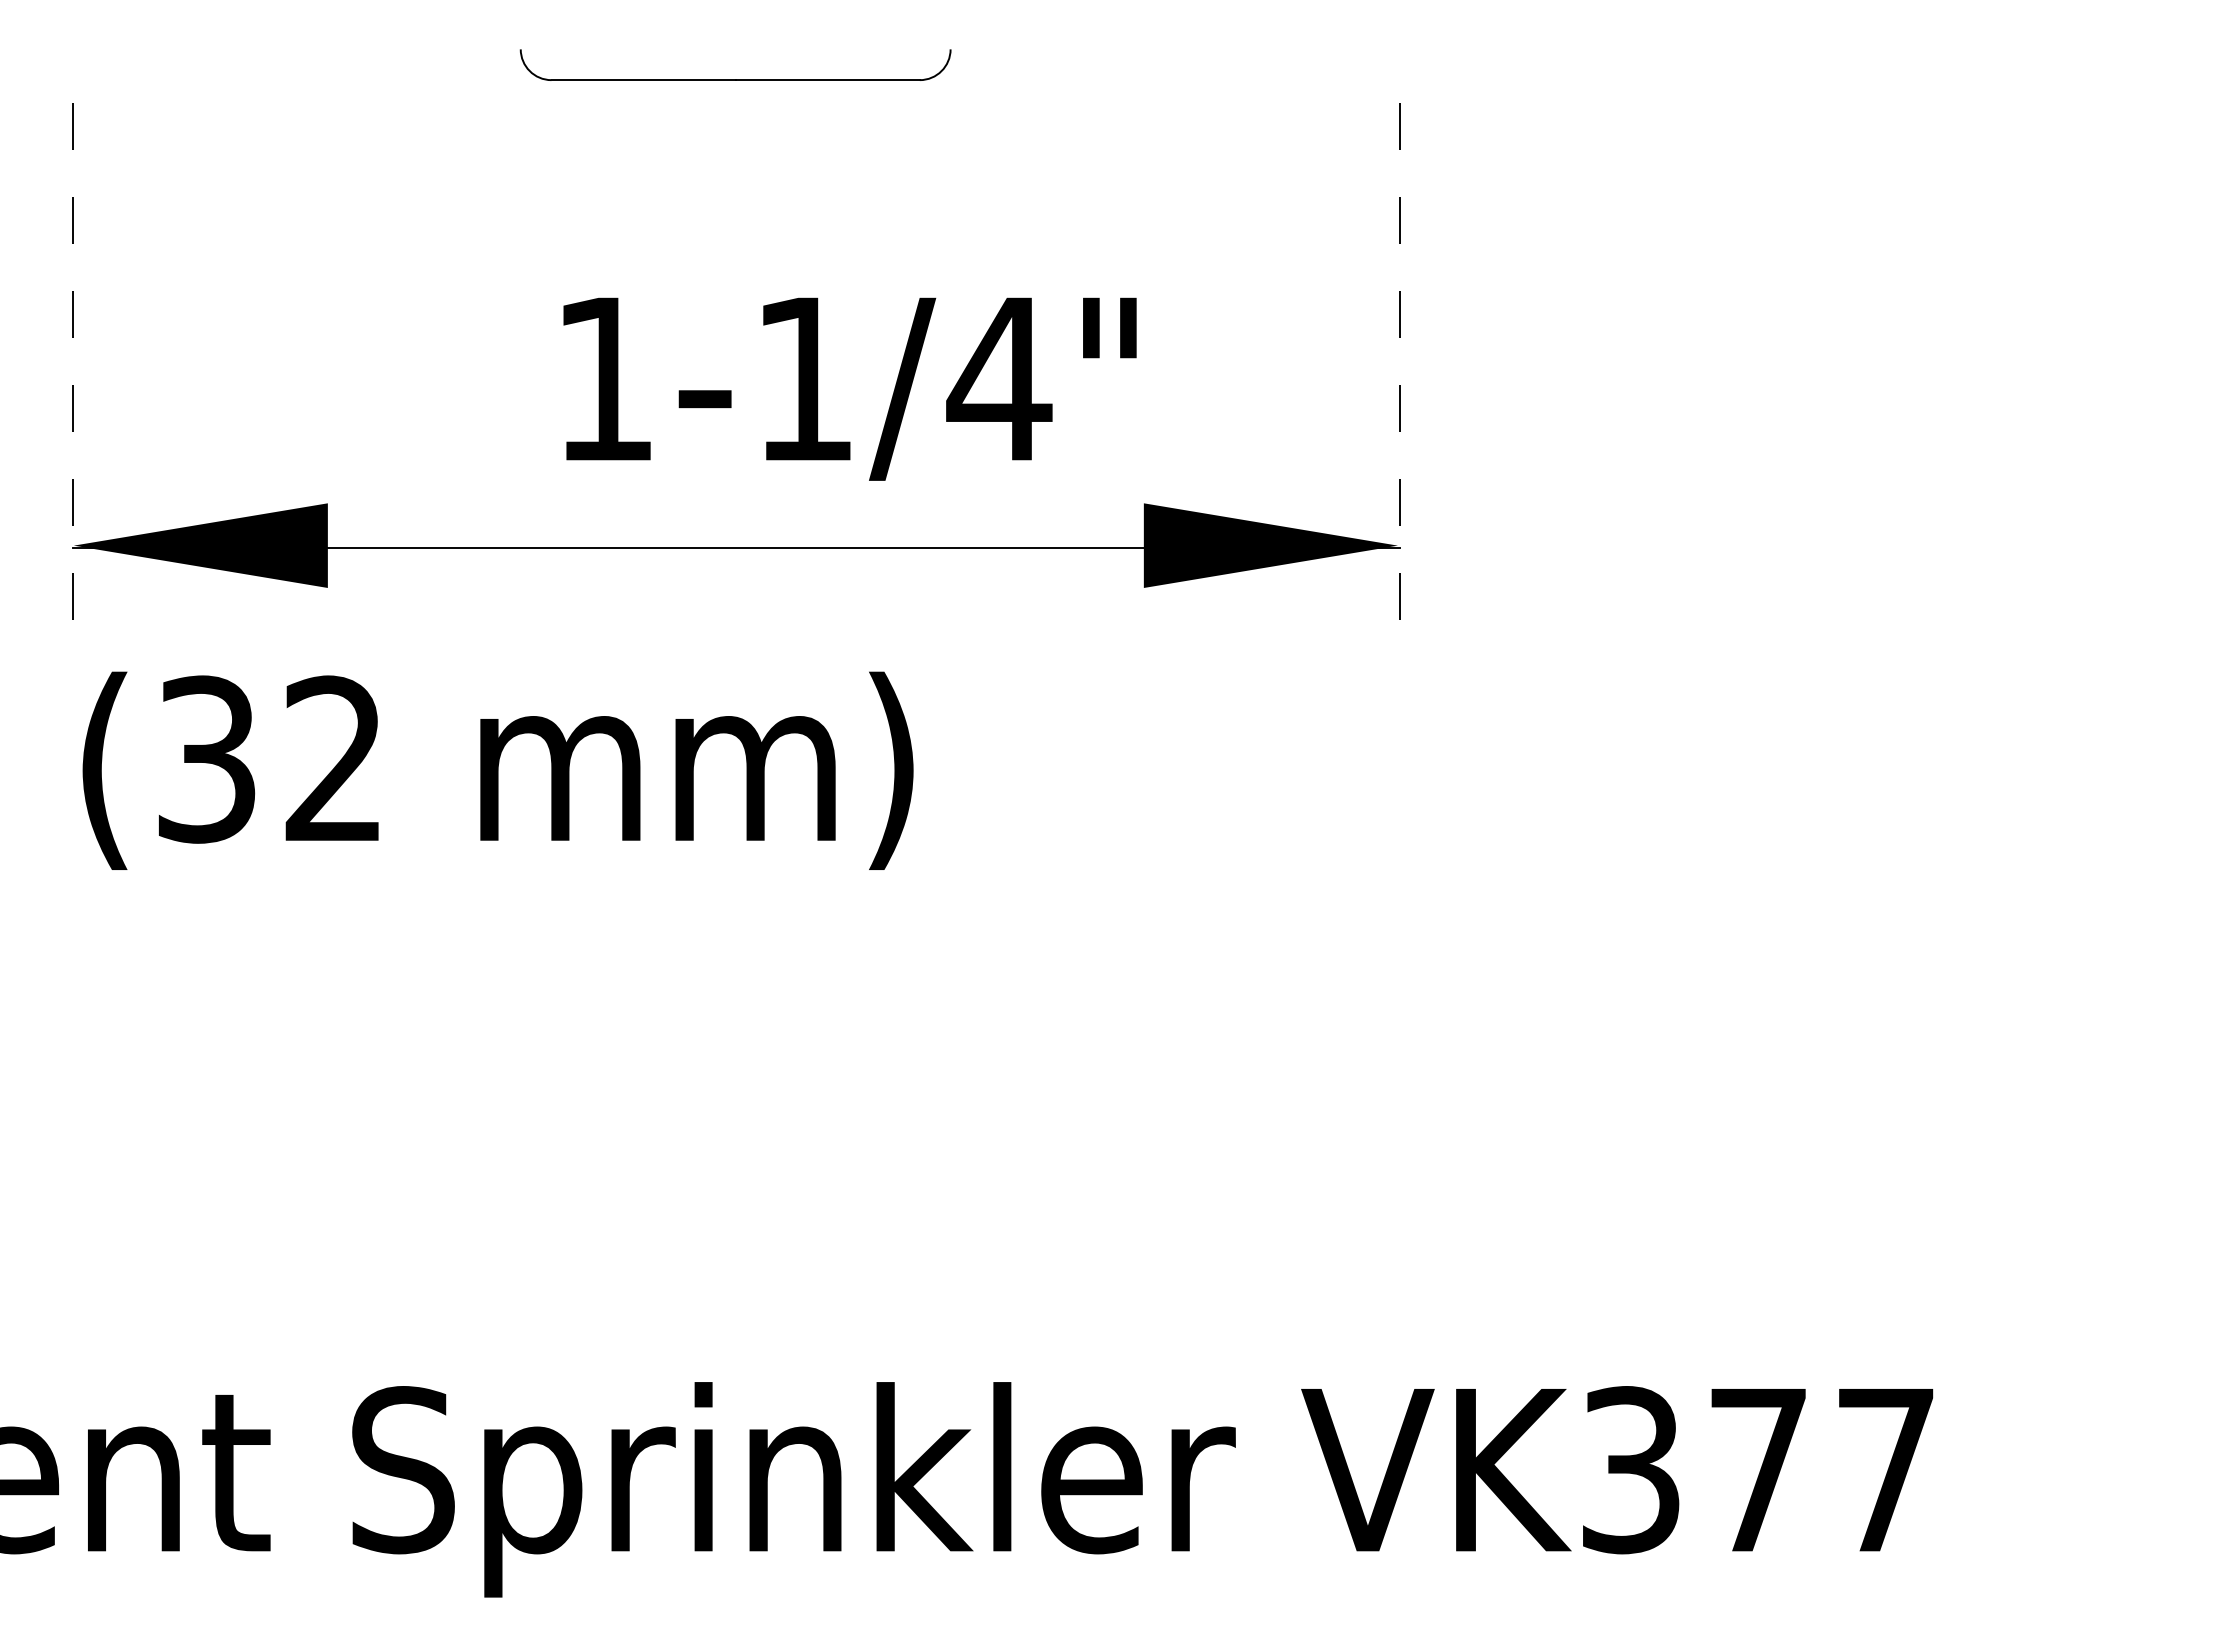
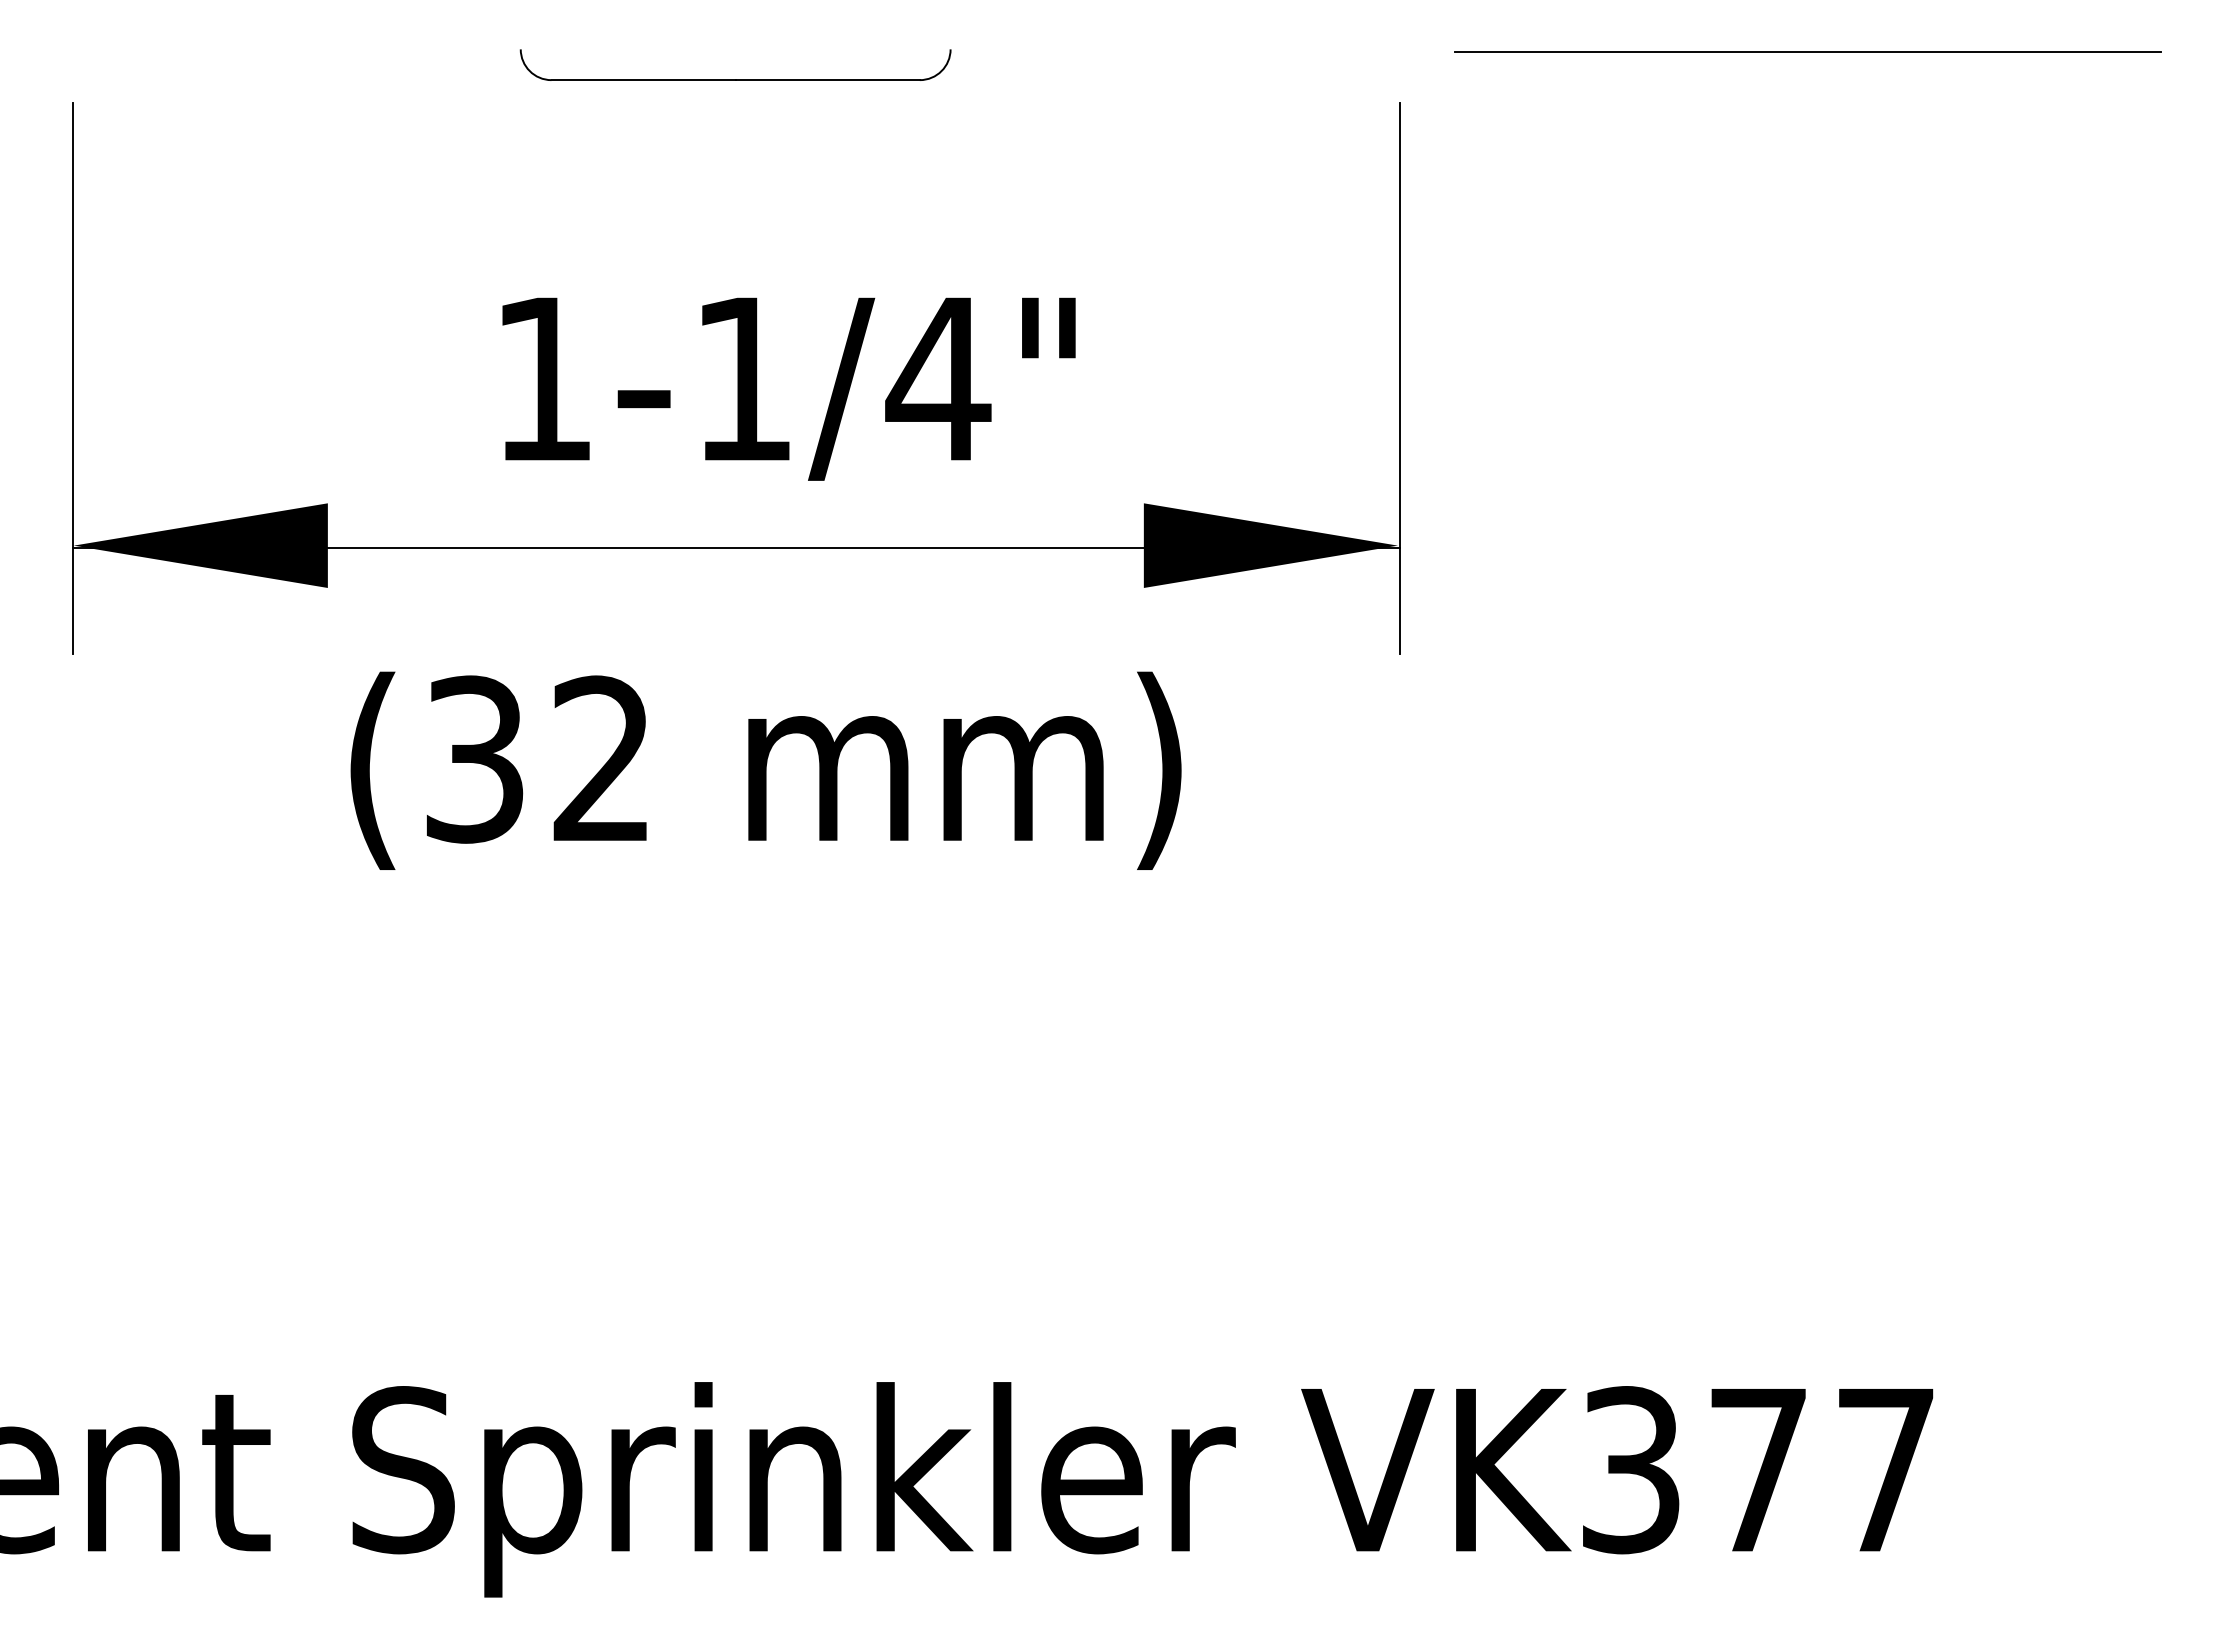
line: none -> present (1807, 51)
line: dashed -> solid (72, 378)
line: dashed -> solid (1399, 378)
text position: (849, 388) -> (788, 388) (788, 388)
text position: (497, 770) -> (765, 770) (765, 770)
